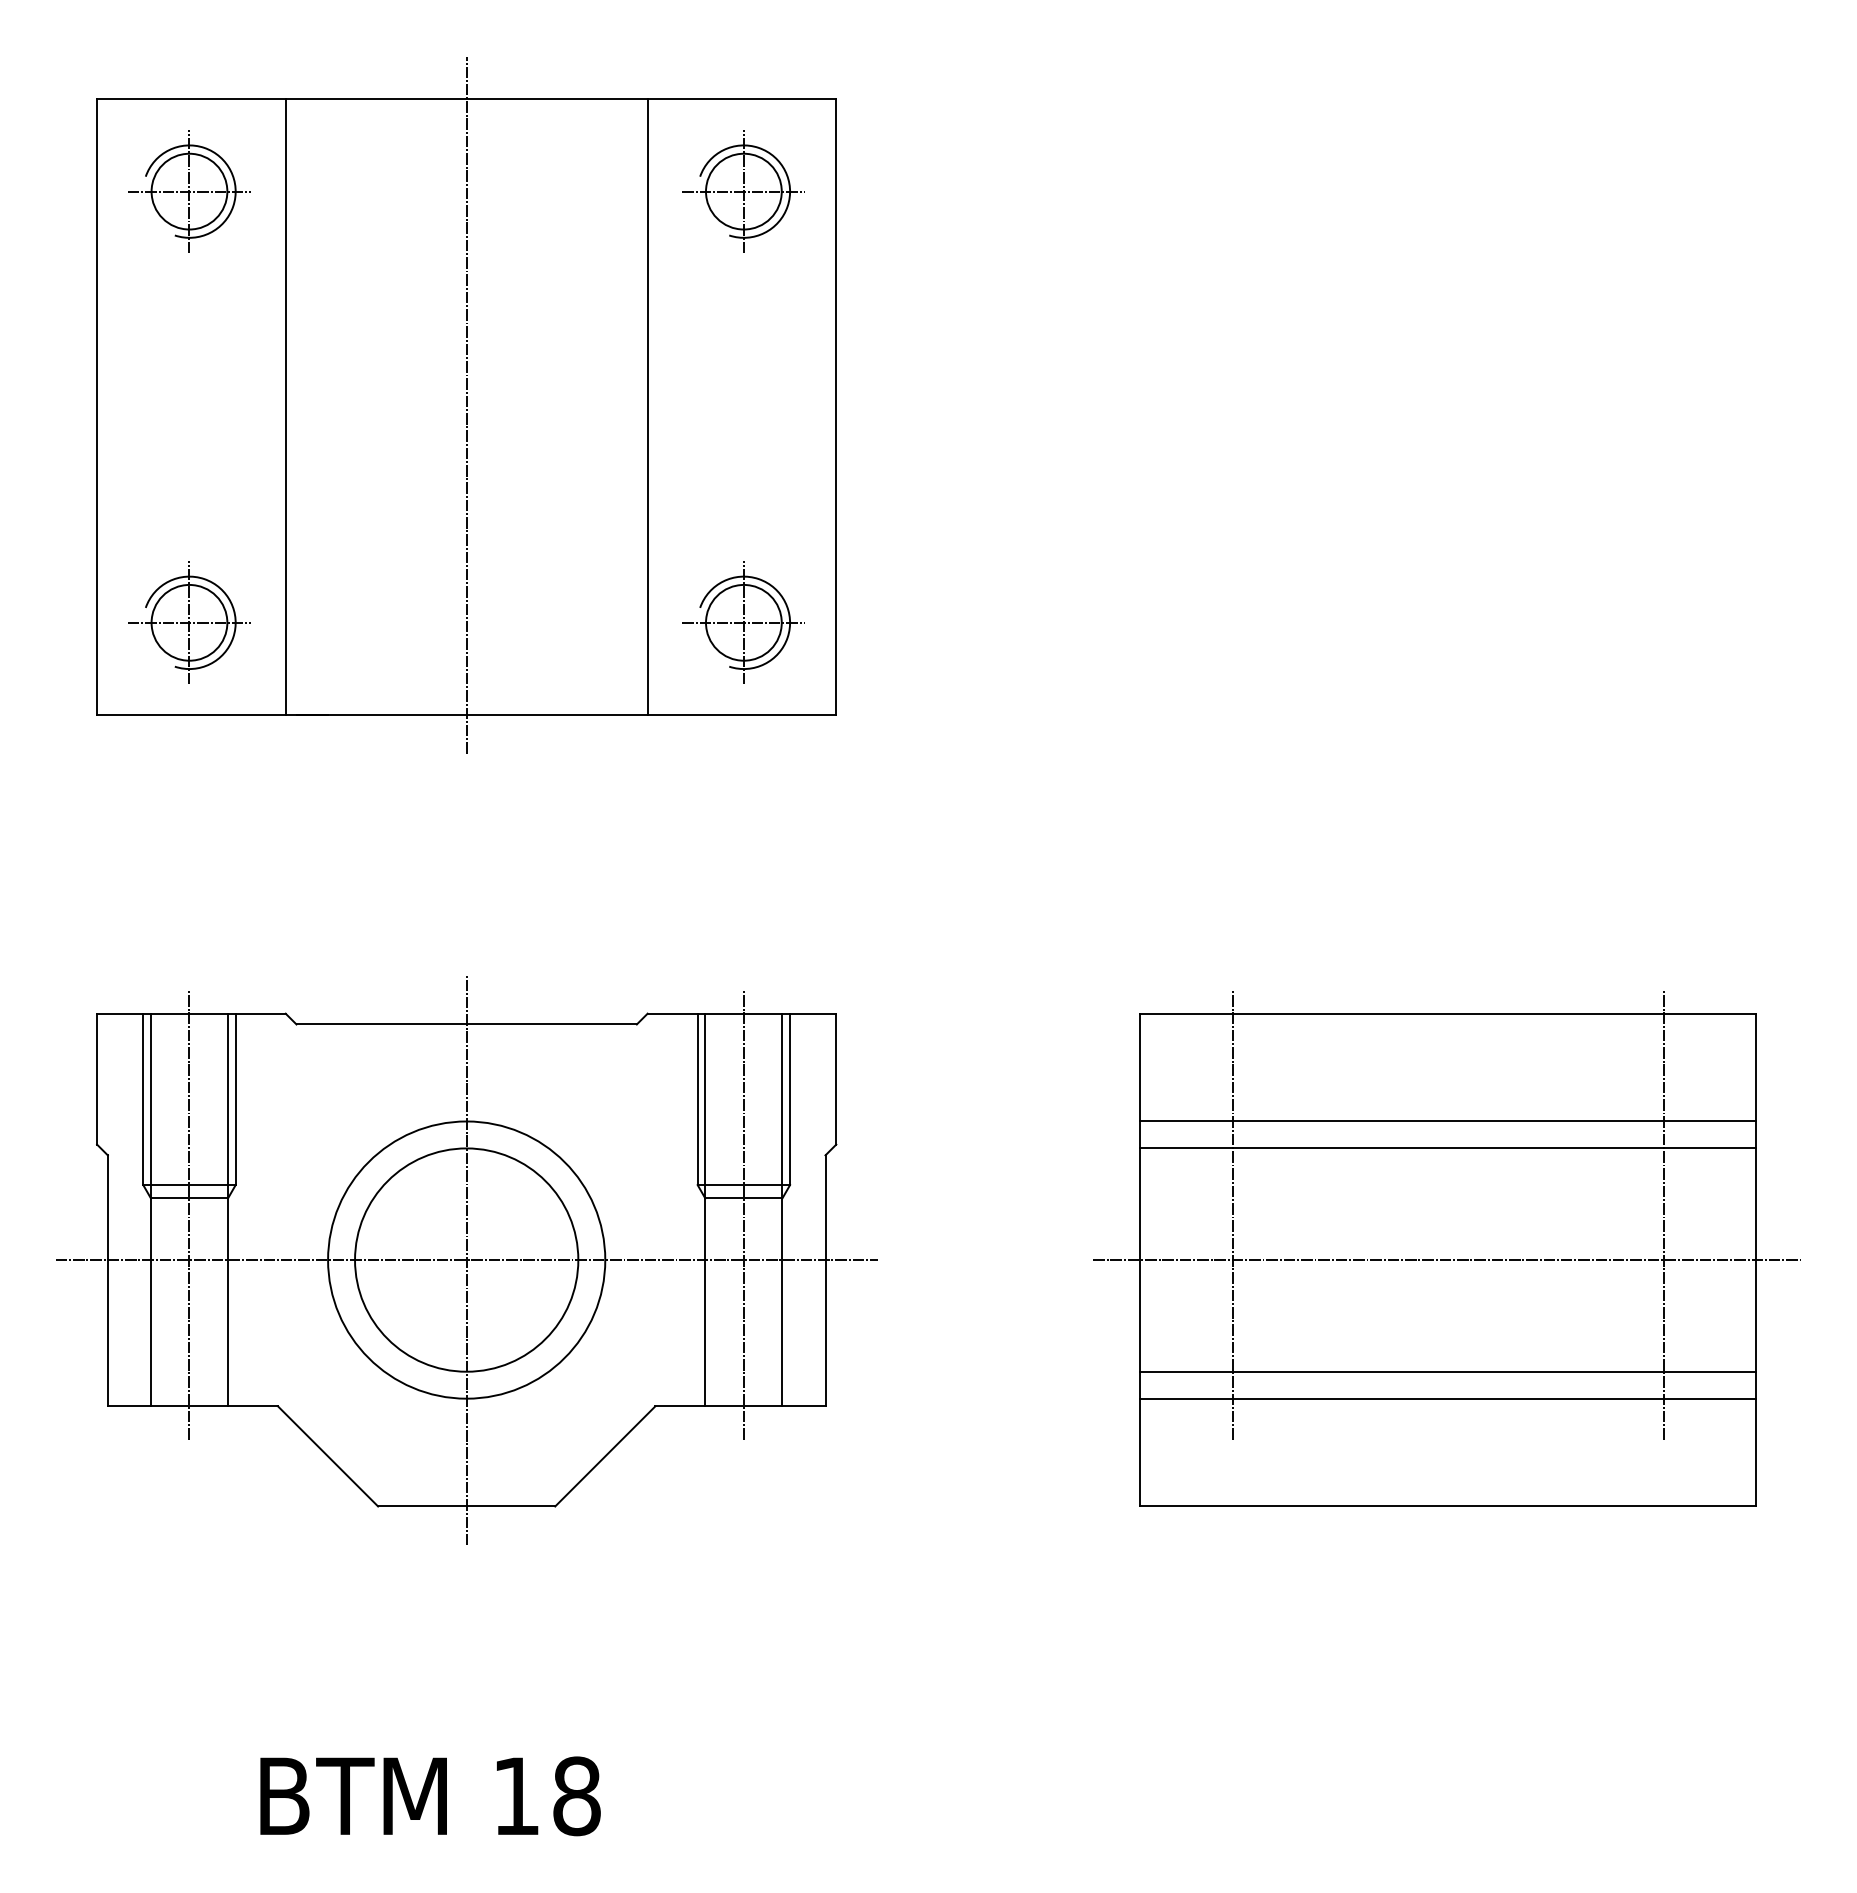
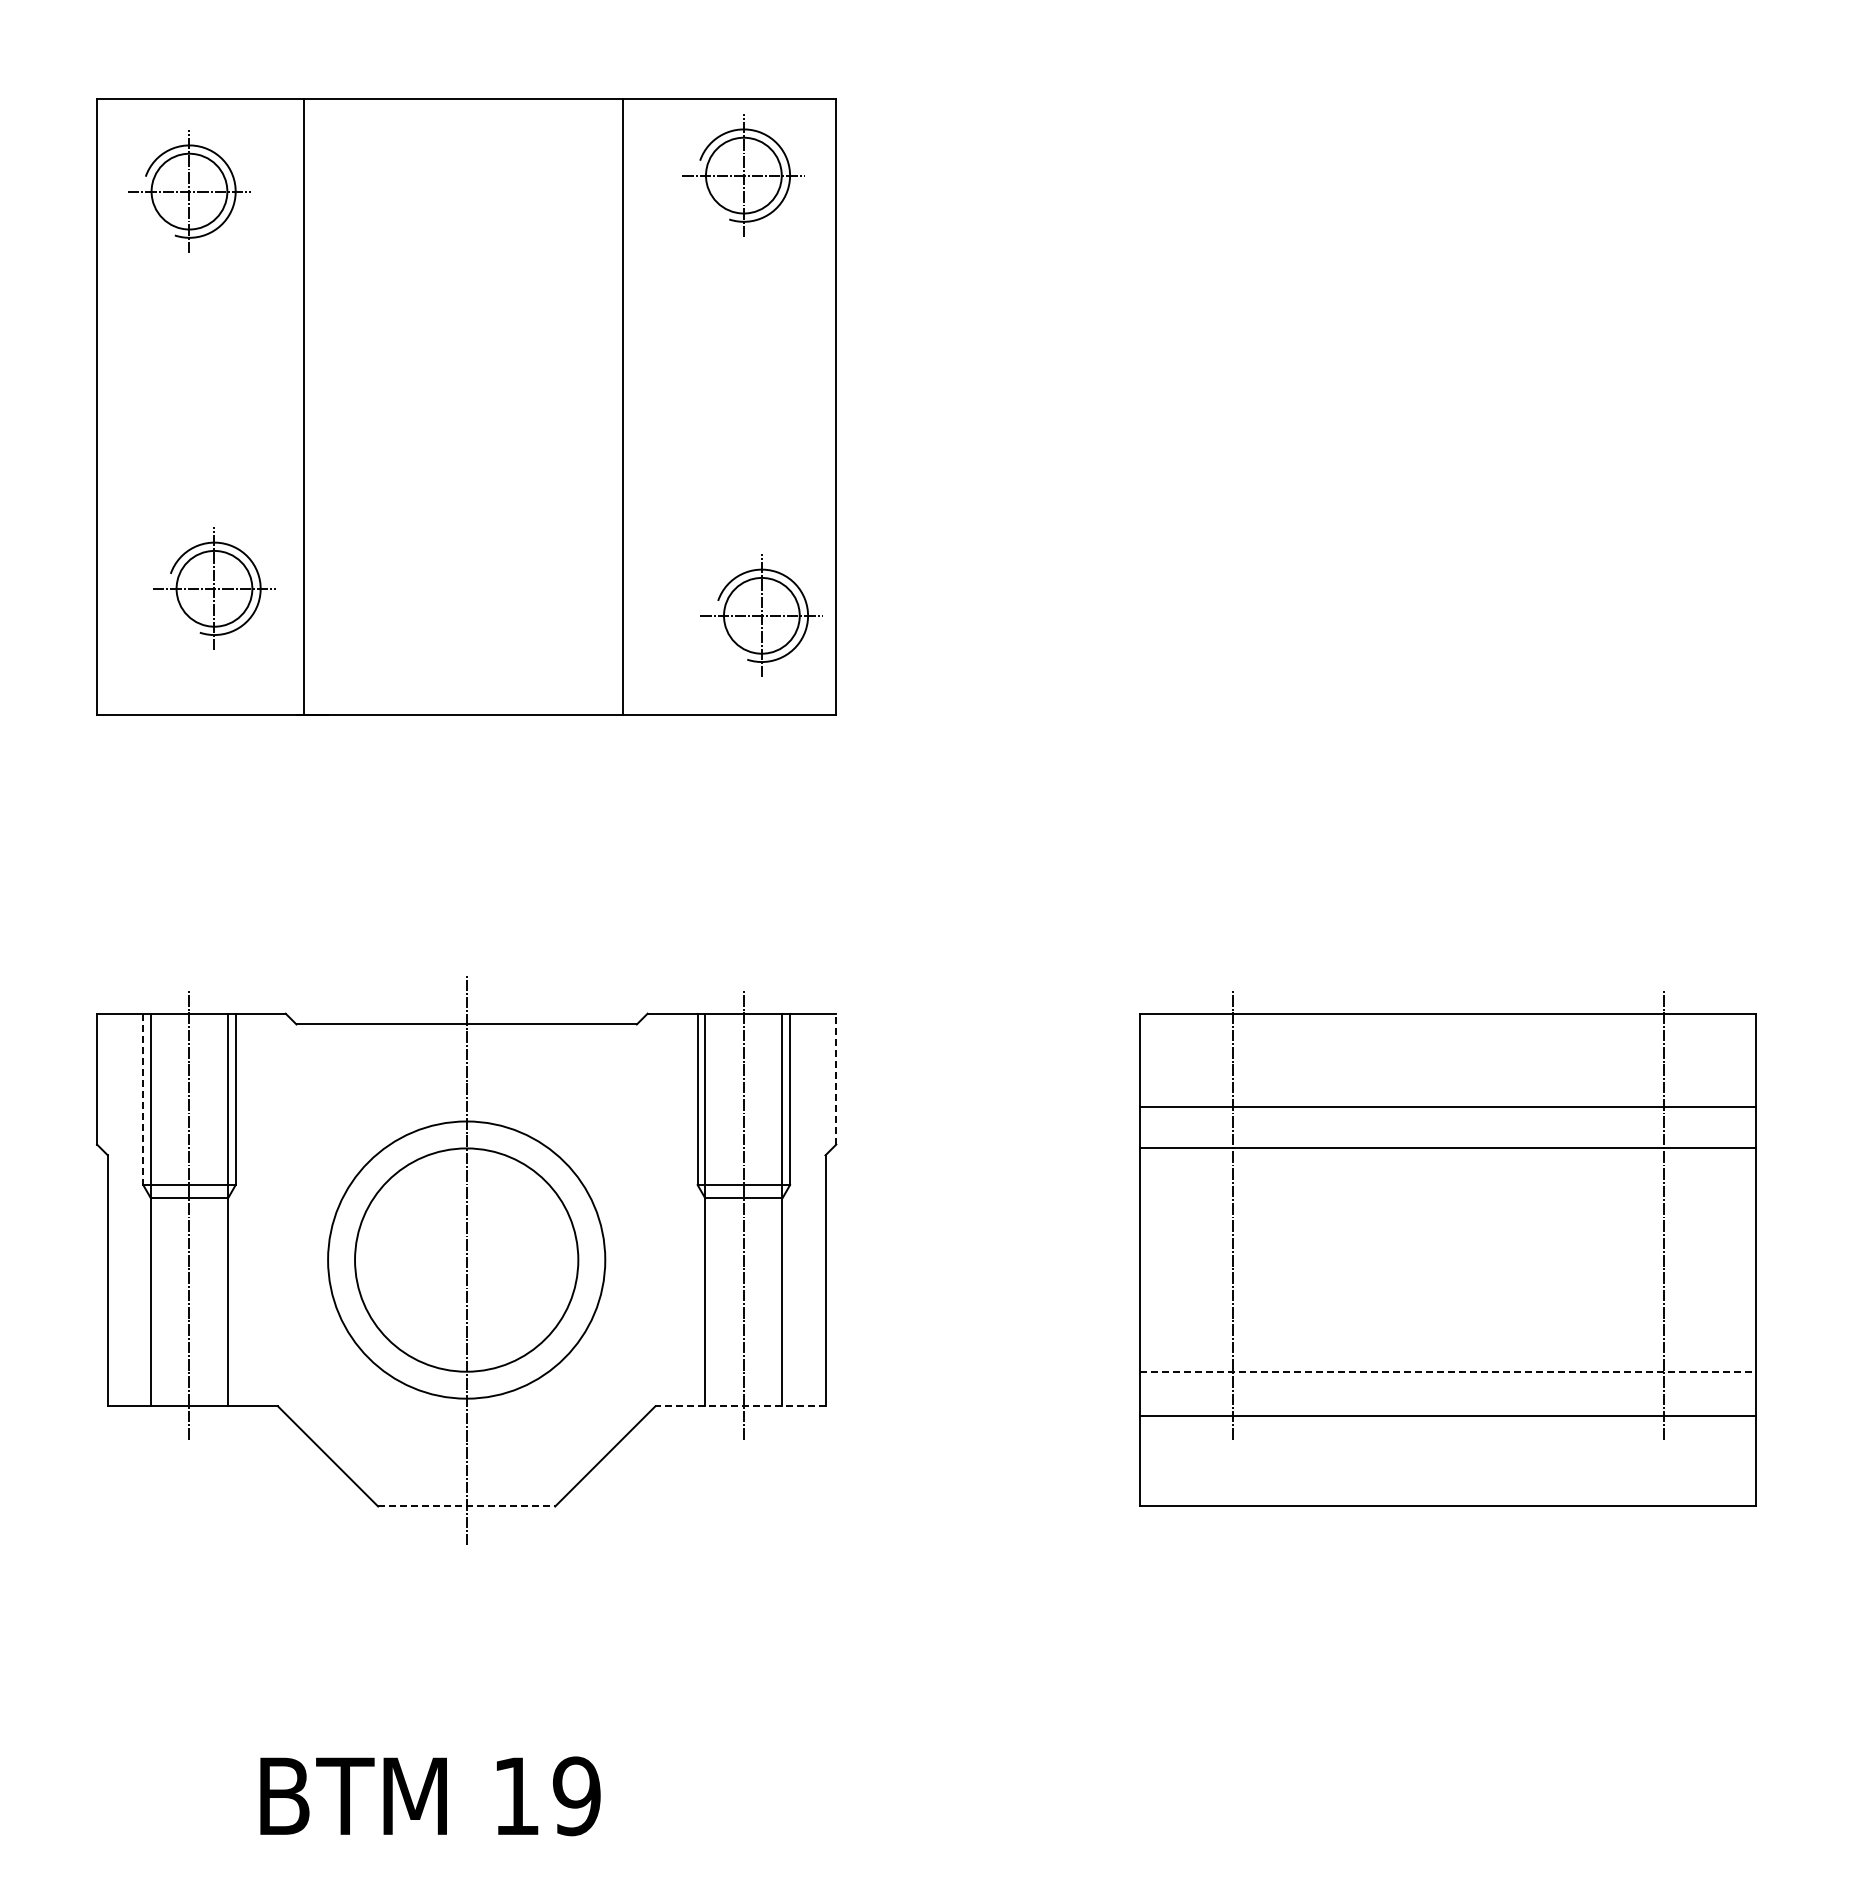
part position: (743, 191) -> (743, 175) (743, 175)
line: present -> none (466, 404)
line position: (285, 407) -> (303, 407) (303, 407)
line position: (647, 407) -> (622, 407) (622, 407)
part position: (189, 622) -> (214, 588) (214, 588)
part position: (743, 622) -> (761, 615) (761, 615)
line: solid -> dashed (836, 1078)
line: solid -> dashed (143, 1099)
line position: (1448, 1121) -> (1448, 1107) (1448, 1107)
line: present -> none (466, 1260)
line: present -> none (1447, 1260)
line: solid -> dashed (1448, 1371)
line position: (1448, 1398) -> (1448, 1415) (1448, 1415)
line: solid -> dashed (739, 1406)
line: solid -> dashed (466, 1506)
text: 18 -> 19 (576, 1796)
